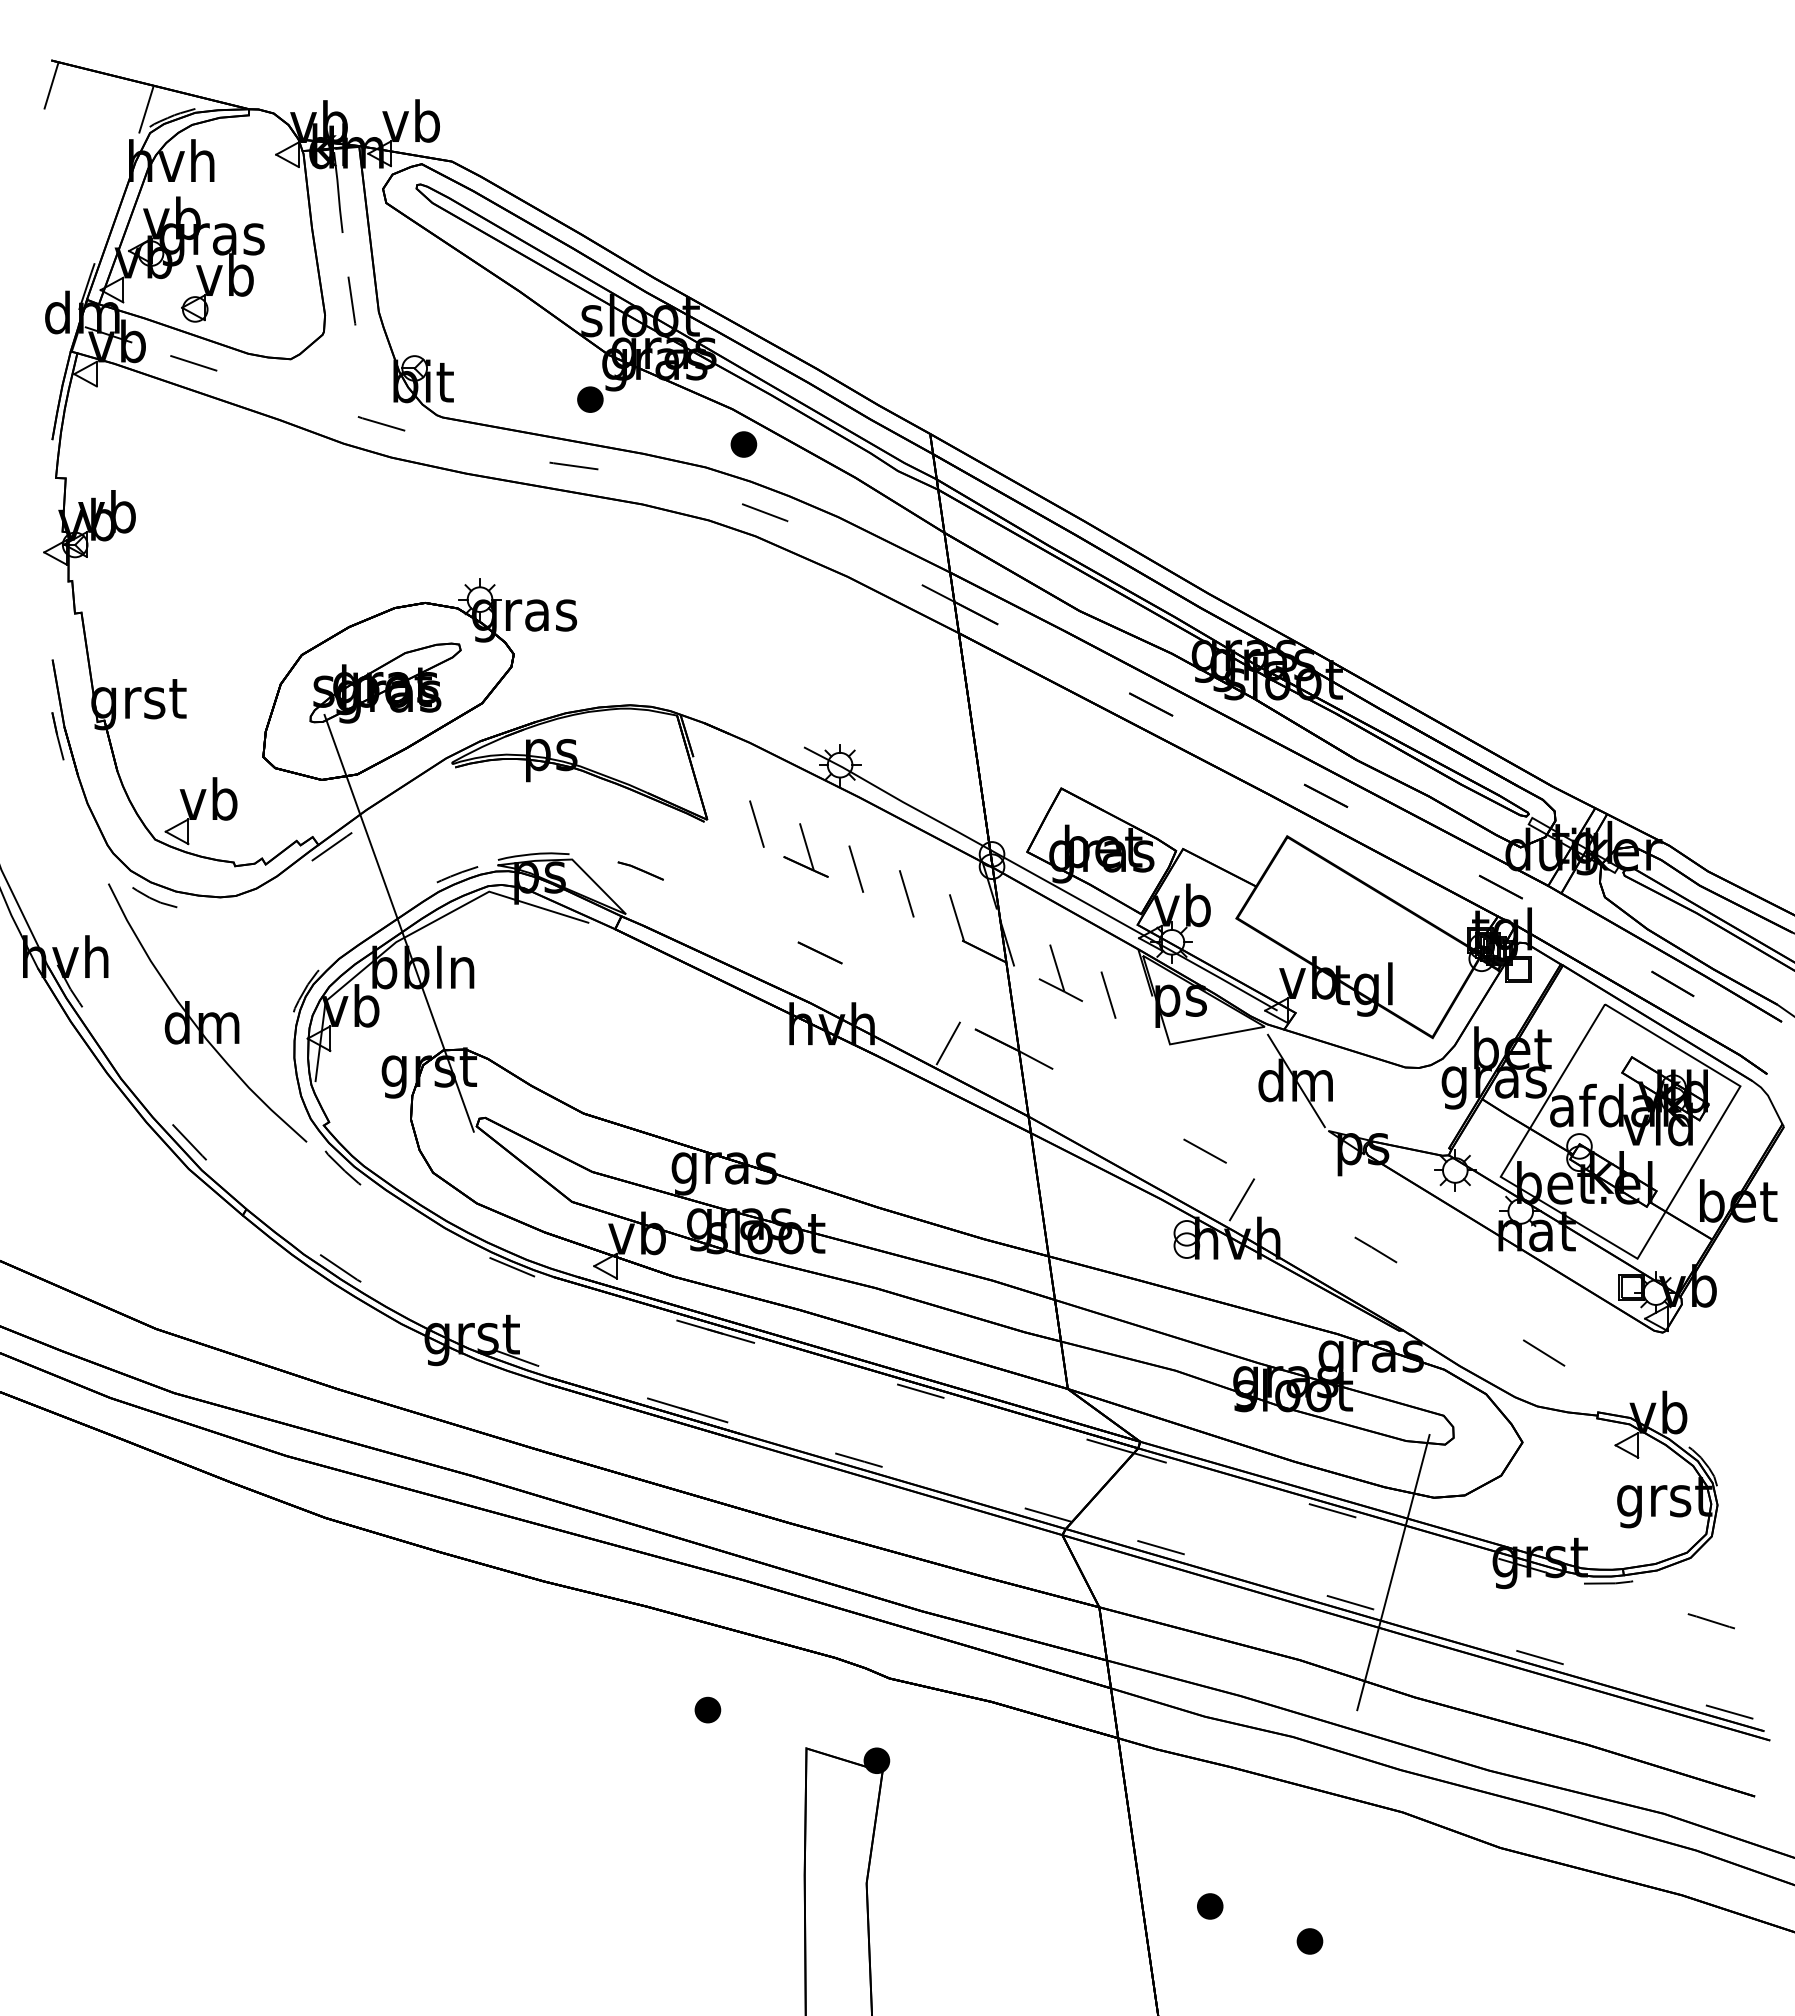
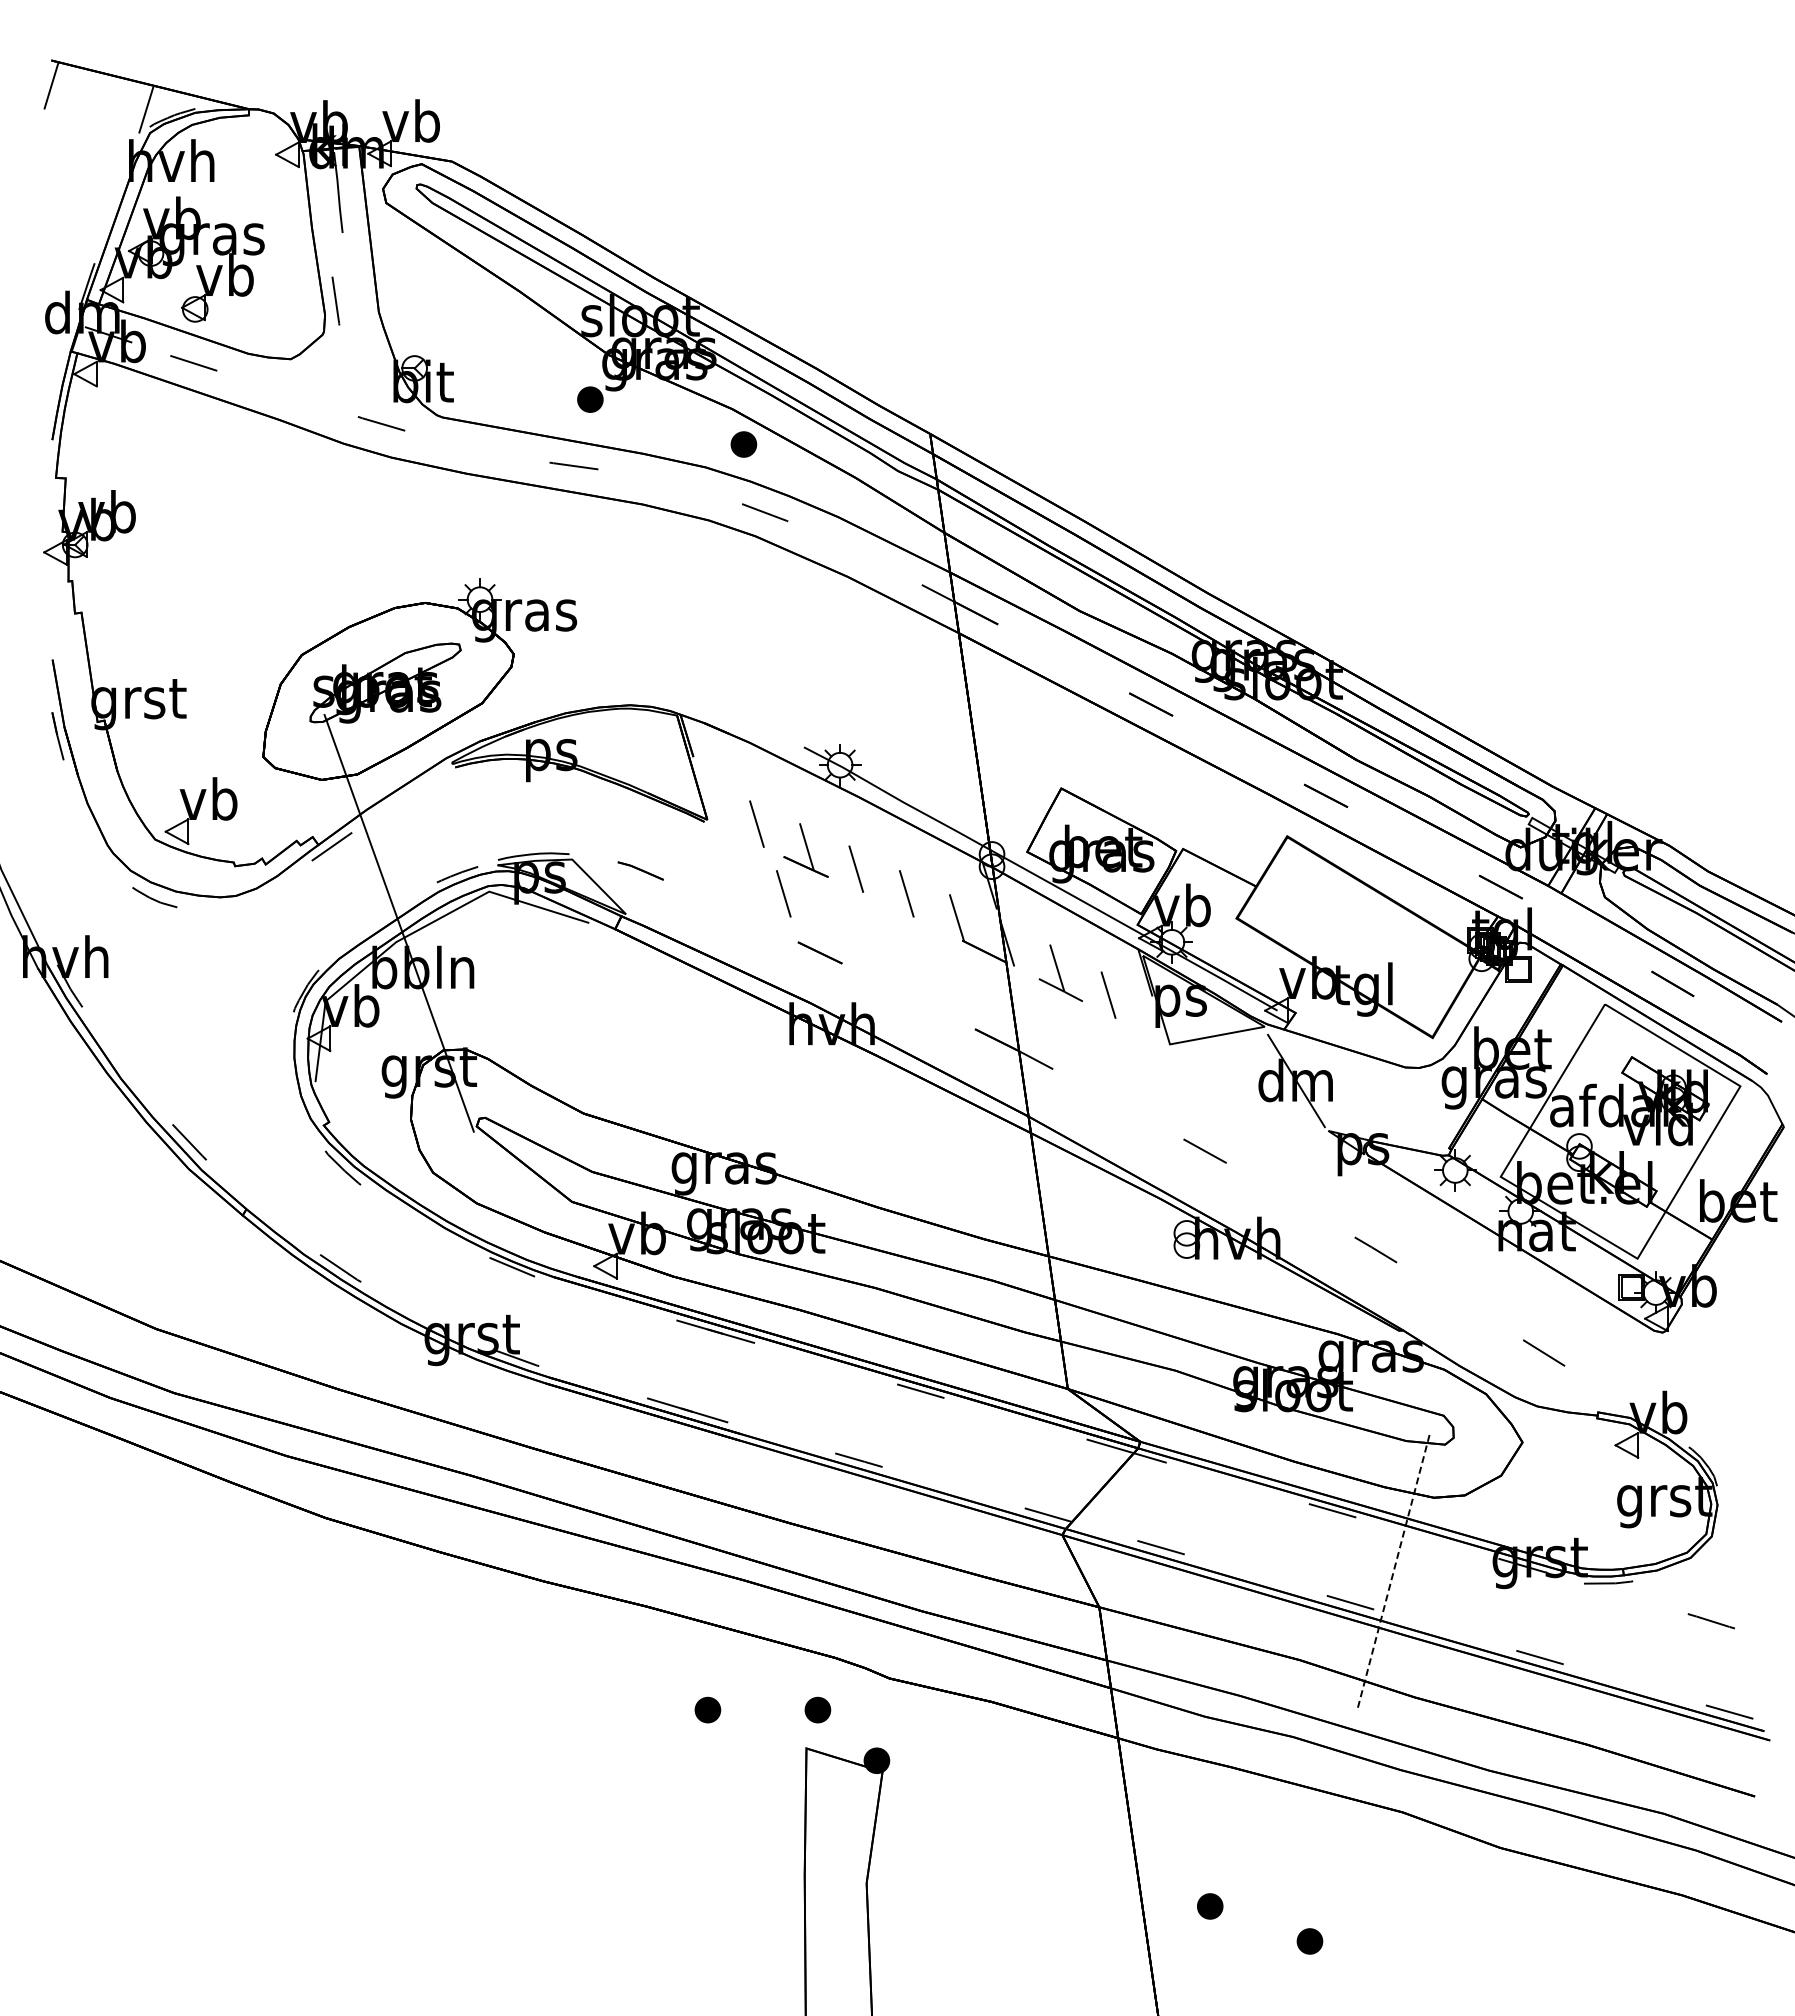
line position: (351, 300) -> (335, 300) (335, 300)
line: none -> present (783, 893)
part: present -> none (207, 1012)
line: present -> none (947, 1043)
line: present -> none (1240, 1201)
line: solid -> dashed (1393, 1573)
part: none -> present (817, 1709)
